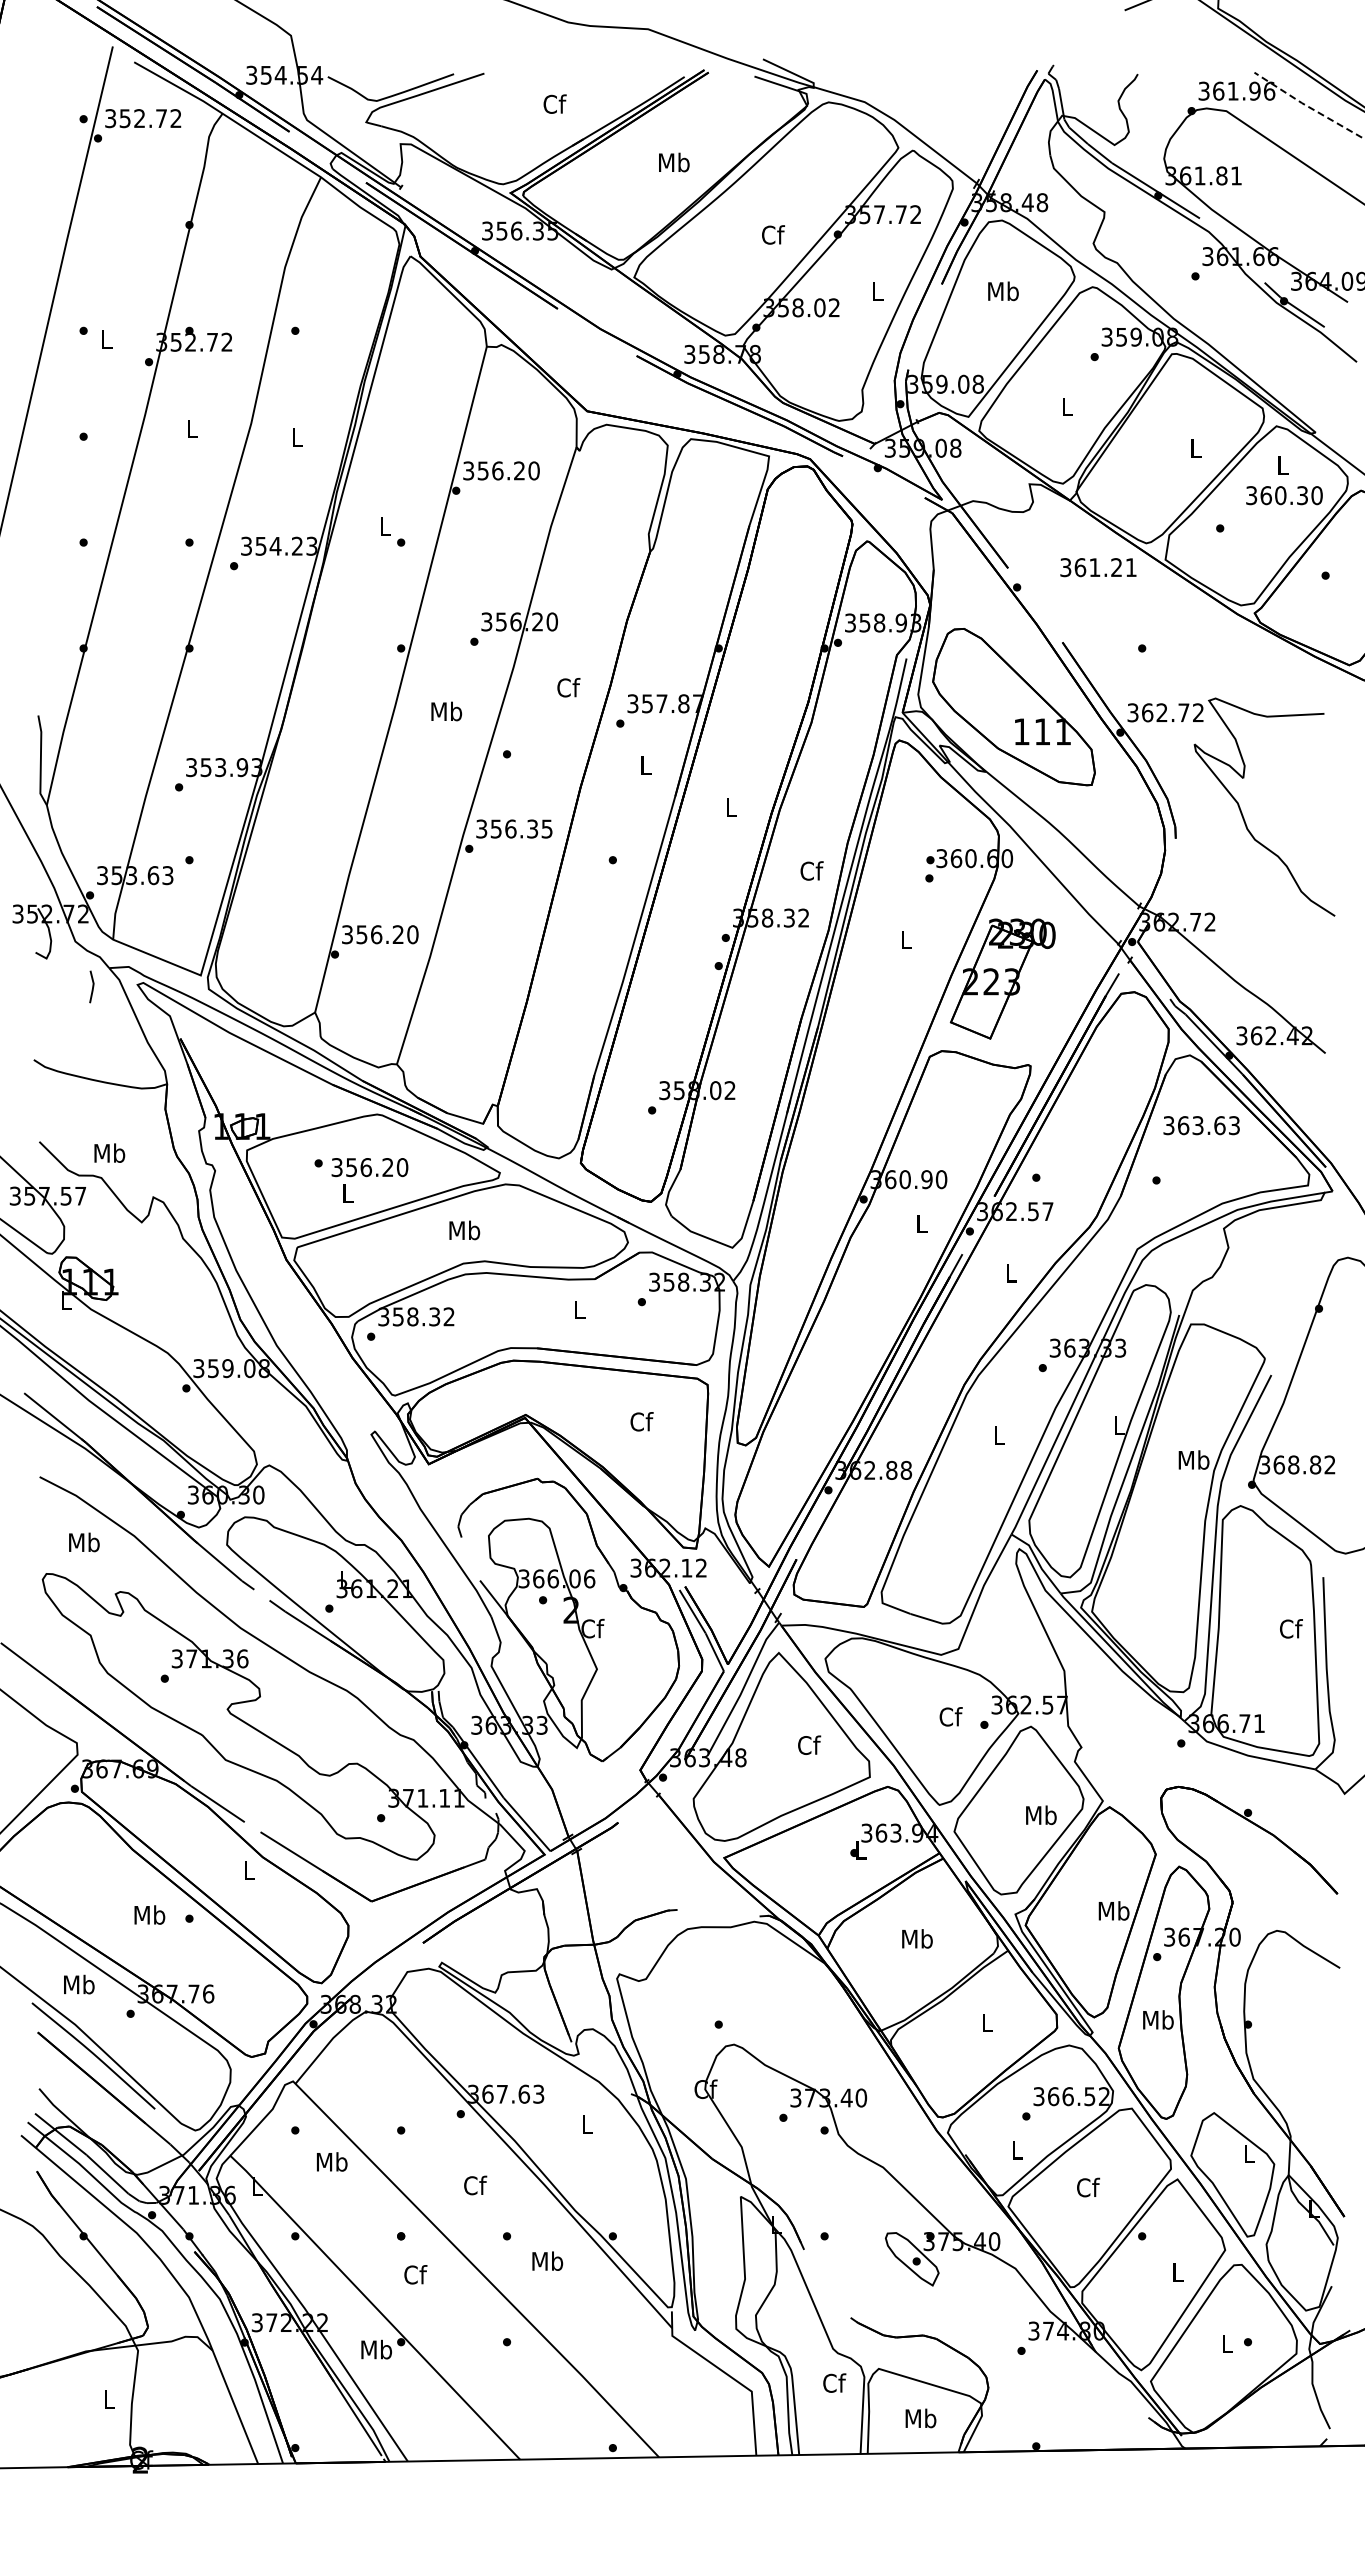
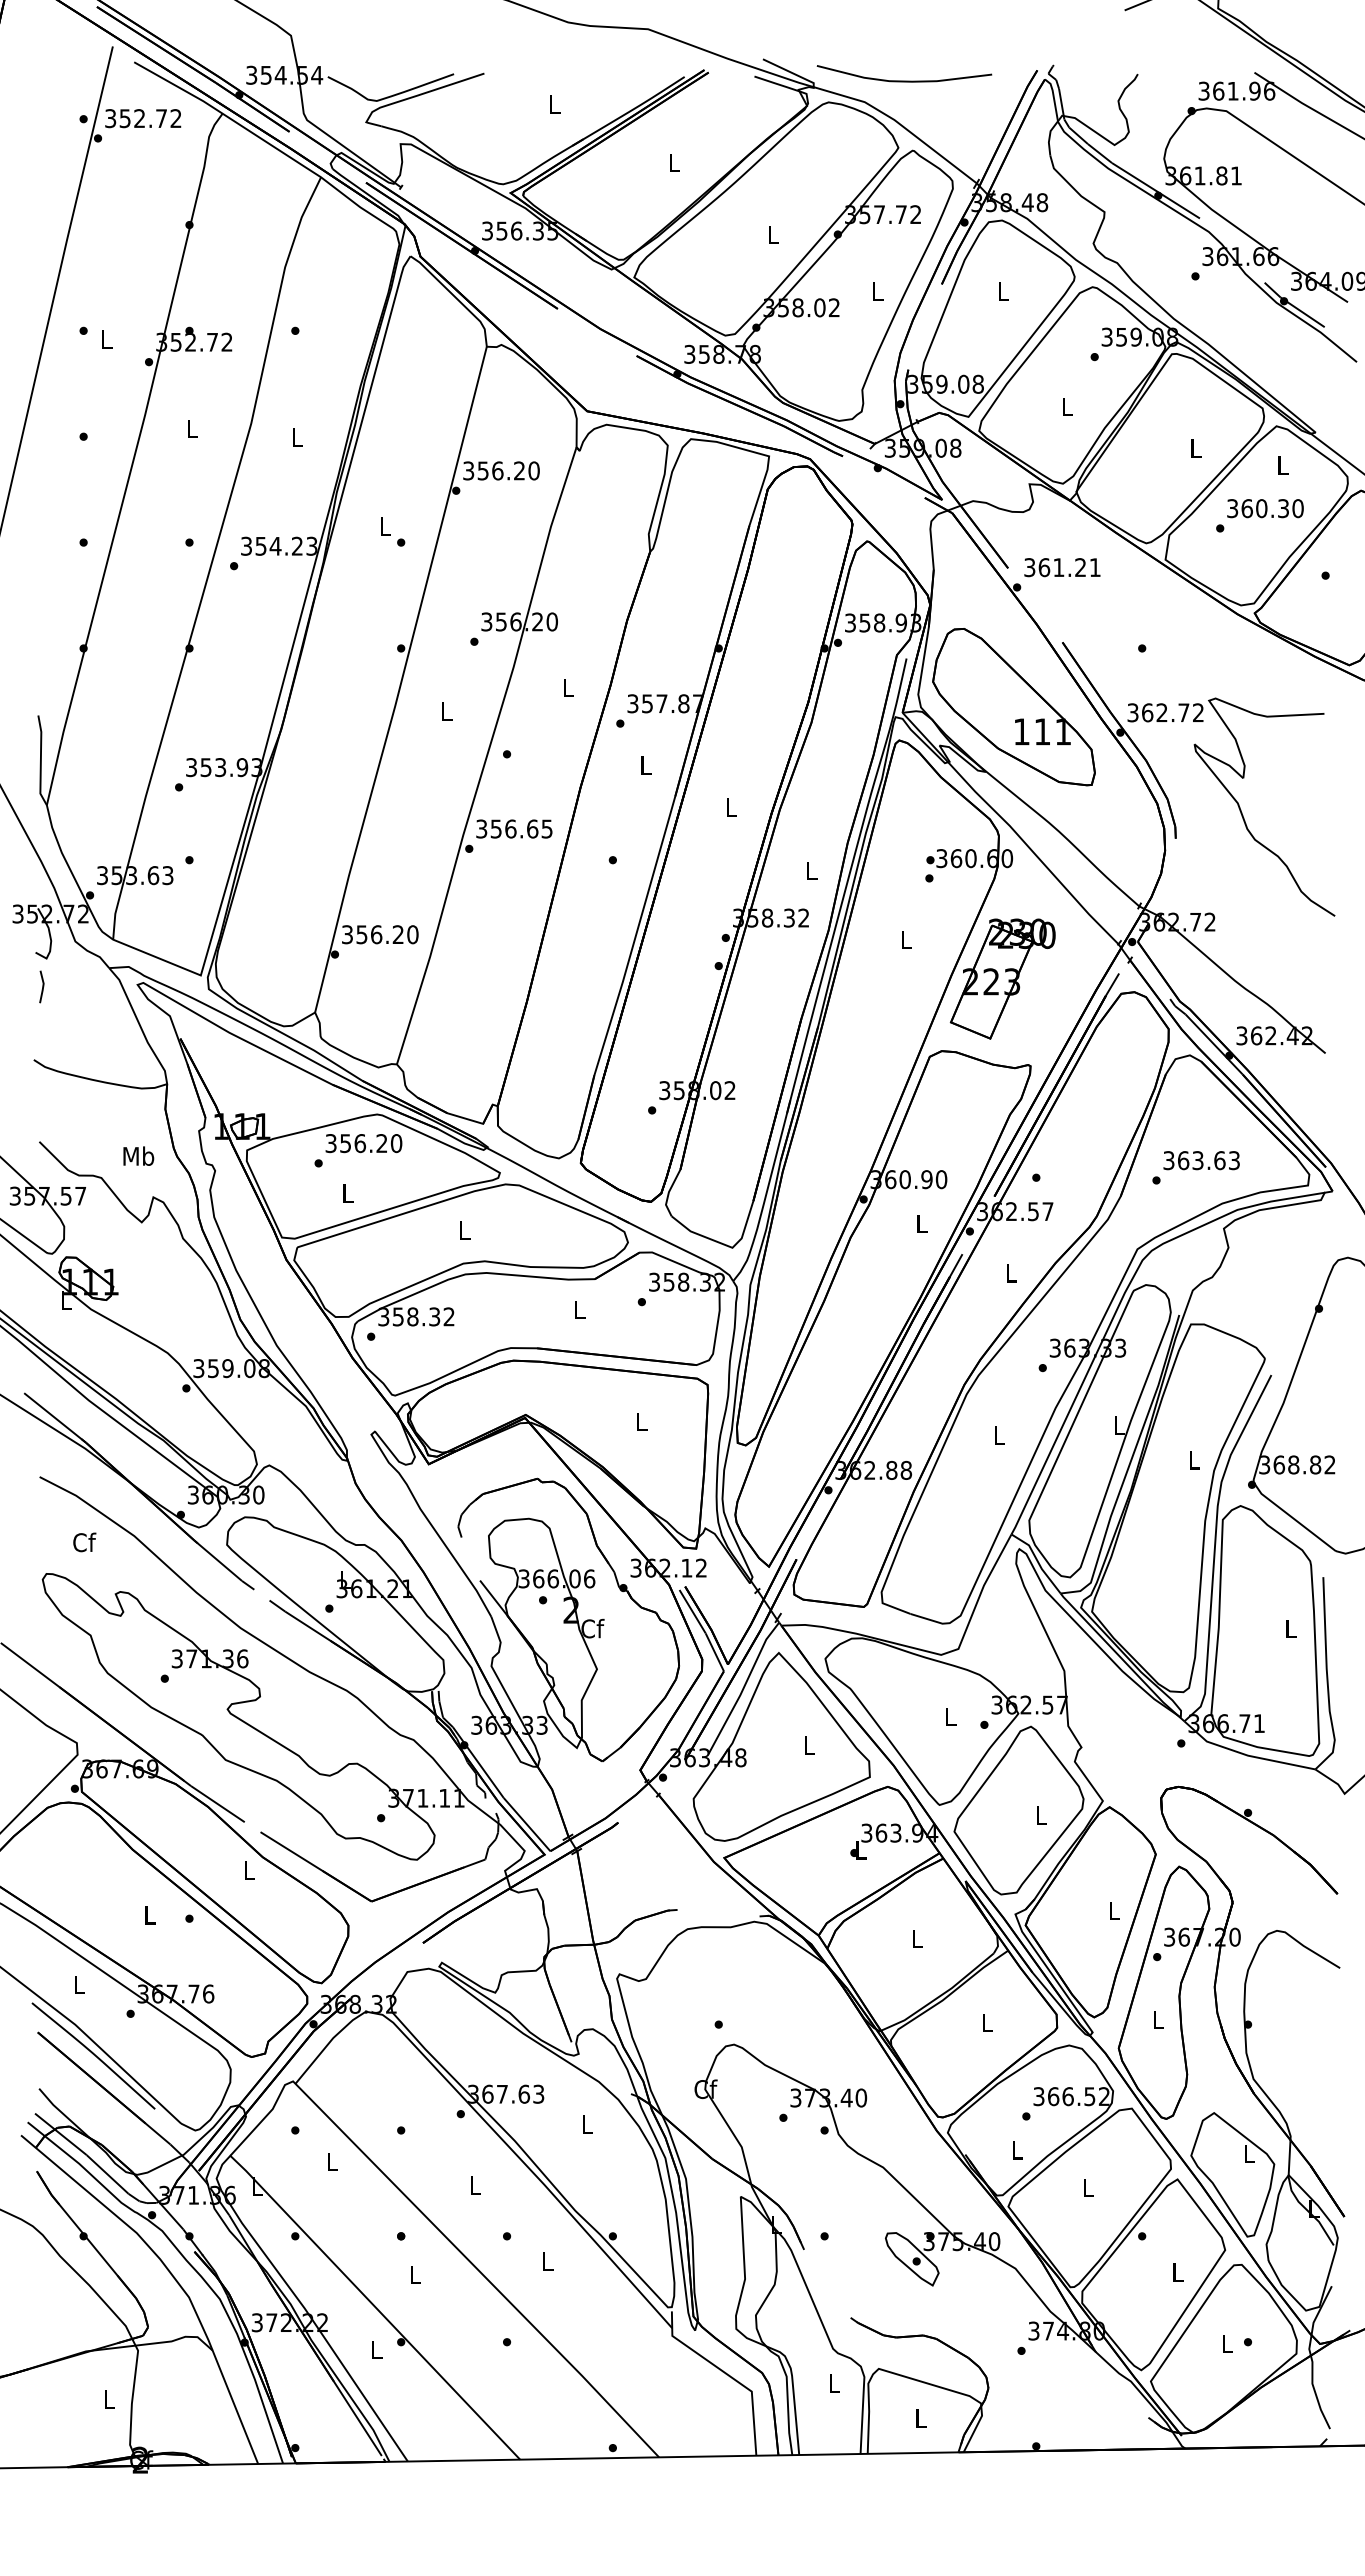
curve: none -> present (904, 80)
text: Cf -> L (554, 103)
line: dashed -> solid (1308, 106)
text: Mb -> L (674, 162)
text: Cf -> L (773, 234)
text: Mb -> L (1003, 291)
text position: (1284, 495) -> (1265, 508) (1265, 508)
text position: (1098, 567) -> (1062, 567) (1062, 567)
text: Cf -> L (568, 687)
text: Mb -> L (446, 711)
text: 356.35 -> 356.65 (532, 828)
text: Cf -> L (811, 870)
line position: (92, 986) -> (42, 986) (42, 986)
text position: (1201, 1125) -> (1201, 1160) (1201, 1160)
text position: (109, 1152) -> (138, 1155) (138, 1155)
text position: (369, 1167) -> (363, 1143) (363, 1143)
text: Mb -> L (464, 1230)
text: Cf -> L (641, 1421)
text: Mb -> L (1193, 1459)
text: Mb -> Cf (84, 1542)
text: Cf -> L (1291, 1628)
text: Cf -> L (950, 1716)
text: Cf -> L (809, 1745)
text: Mb -> L (1041, 1815)
text: Mb -> L (1113, 1910)
text: Mb -> L (149, 1914)
text: Mb -> L (917, 1938)
text: Mb -> L (79, 1984)
text: Mb -> L (1158, 2019)
text: Mb -> L (331, 2161)
text: Cf -> L (475, 2185)
text: Cf -> L (1088, 2187)
text: Mb -> L (547, 2260)
text: Cf -> L (415, 2274)
text: Mb -> L (376, 2349)
text: Cf -> L (834, 2382)
text: Mb -> L (920, 2418)
